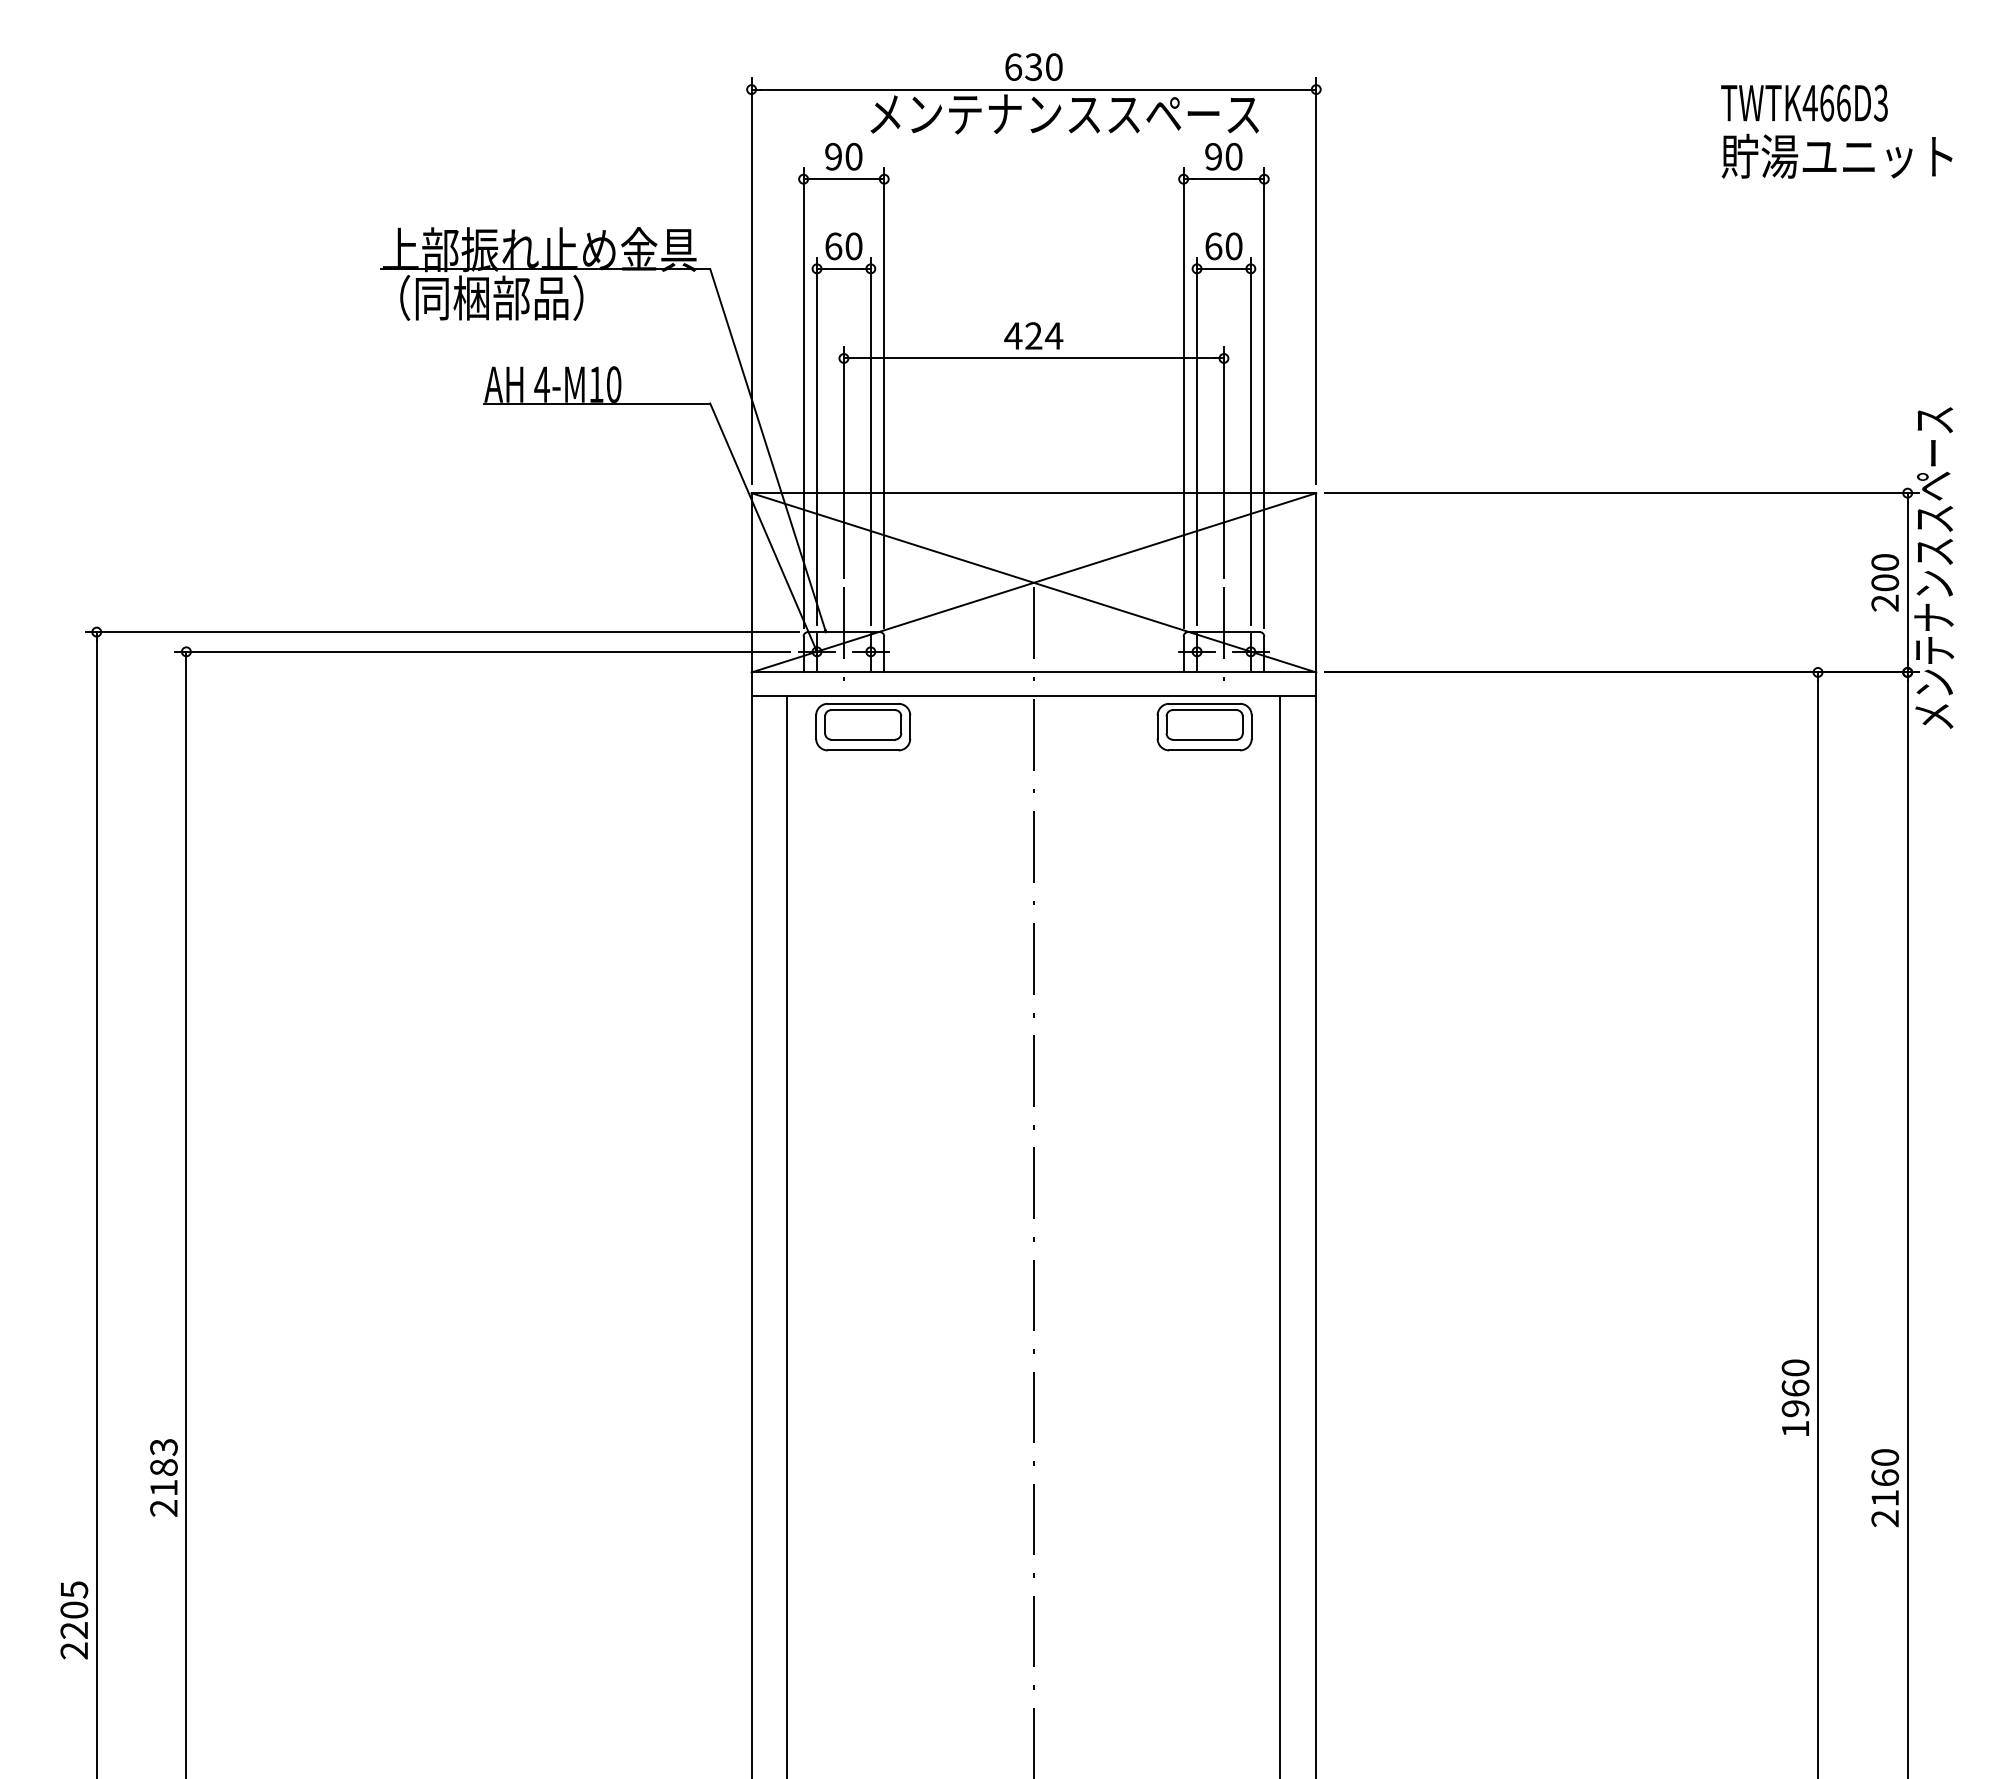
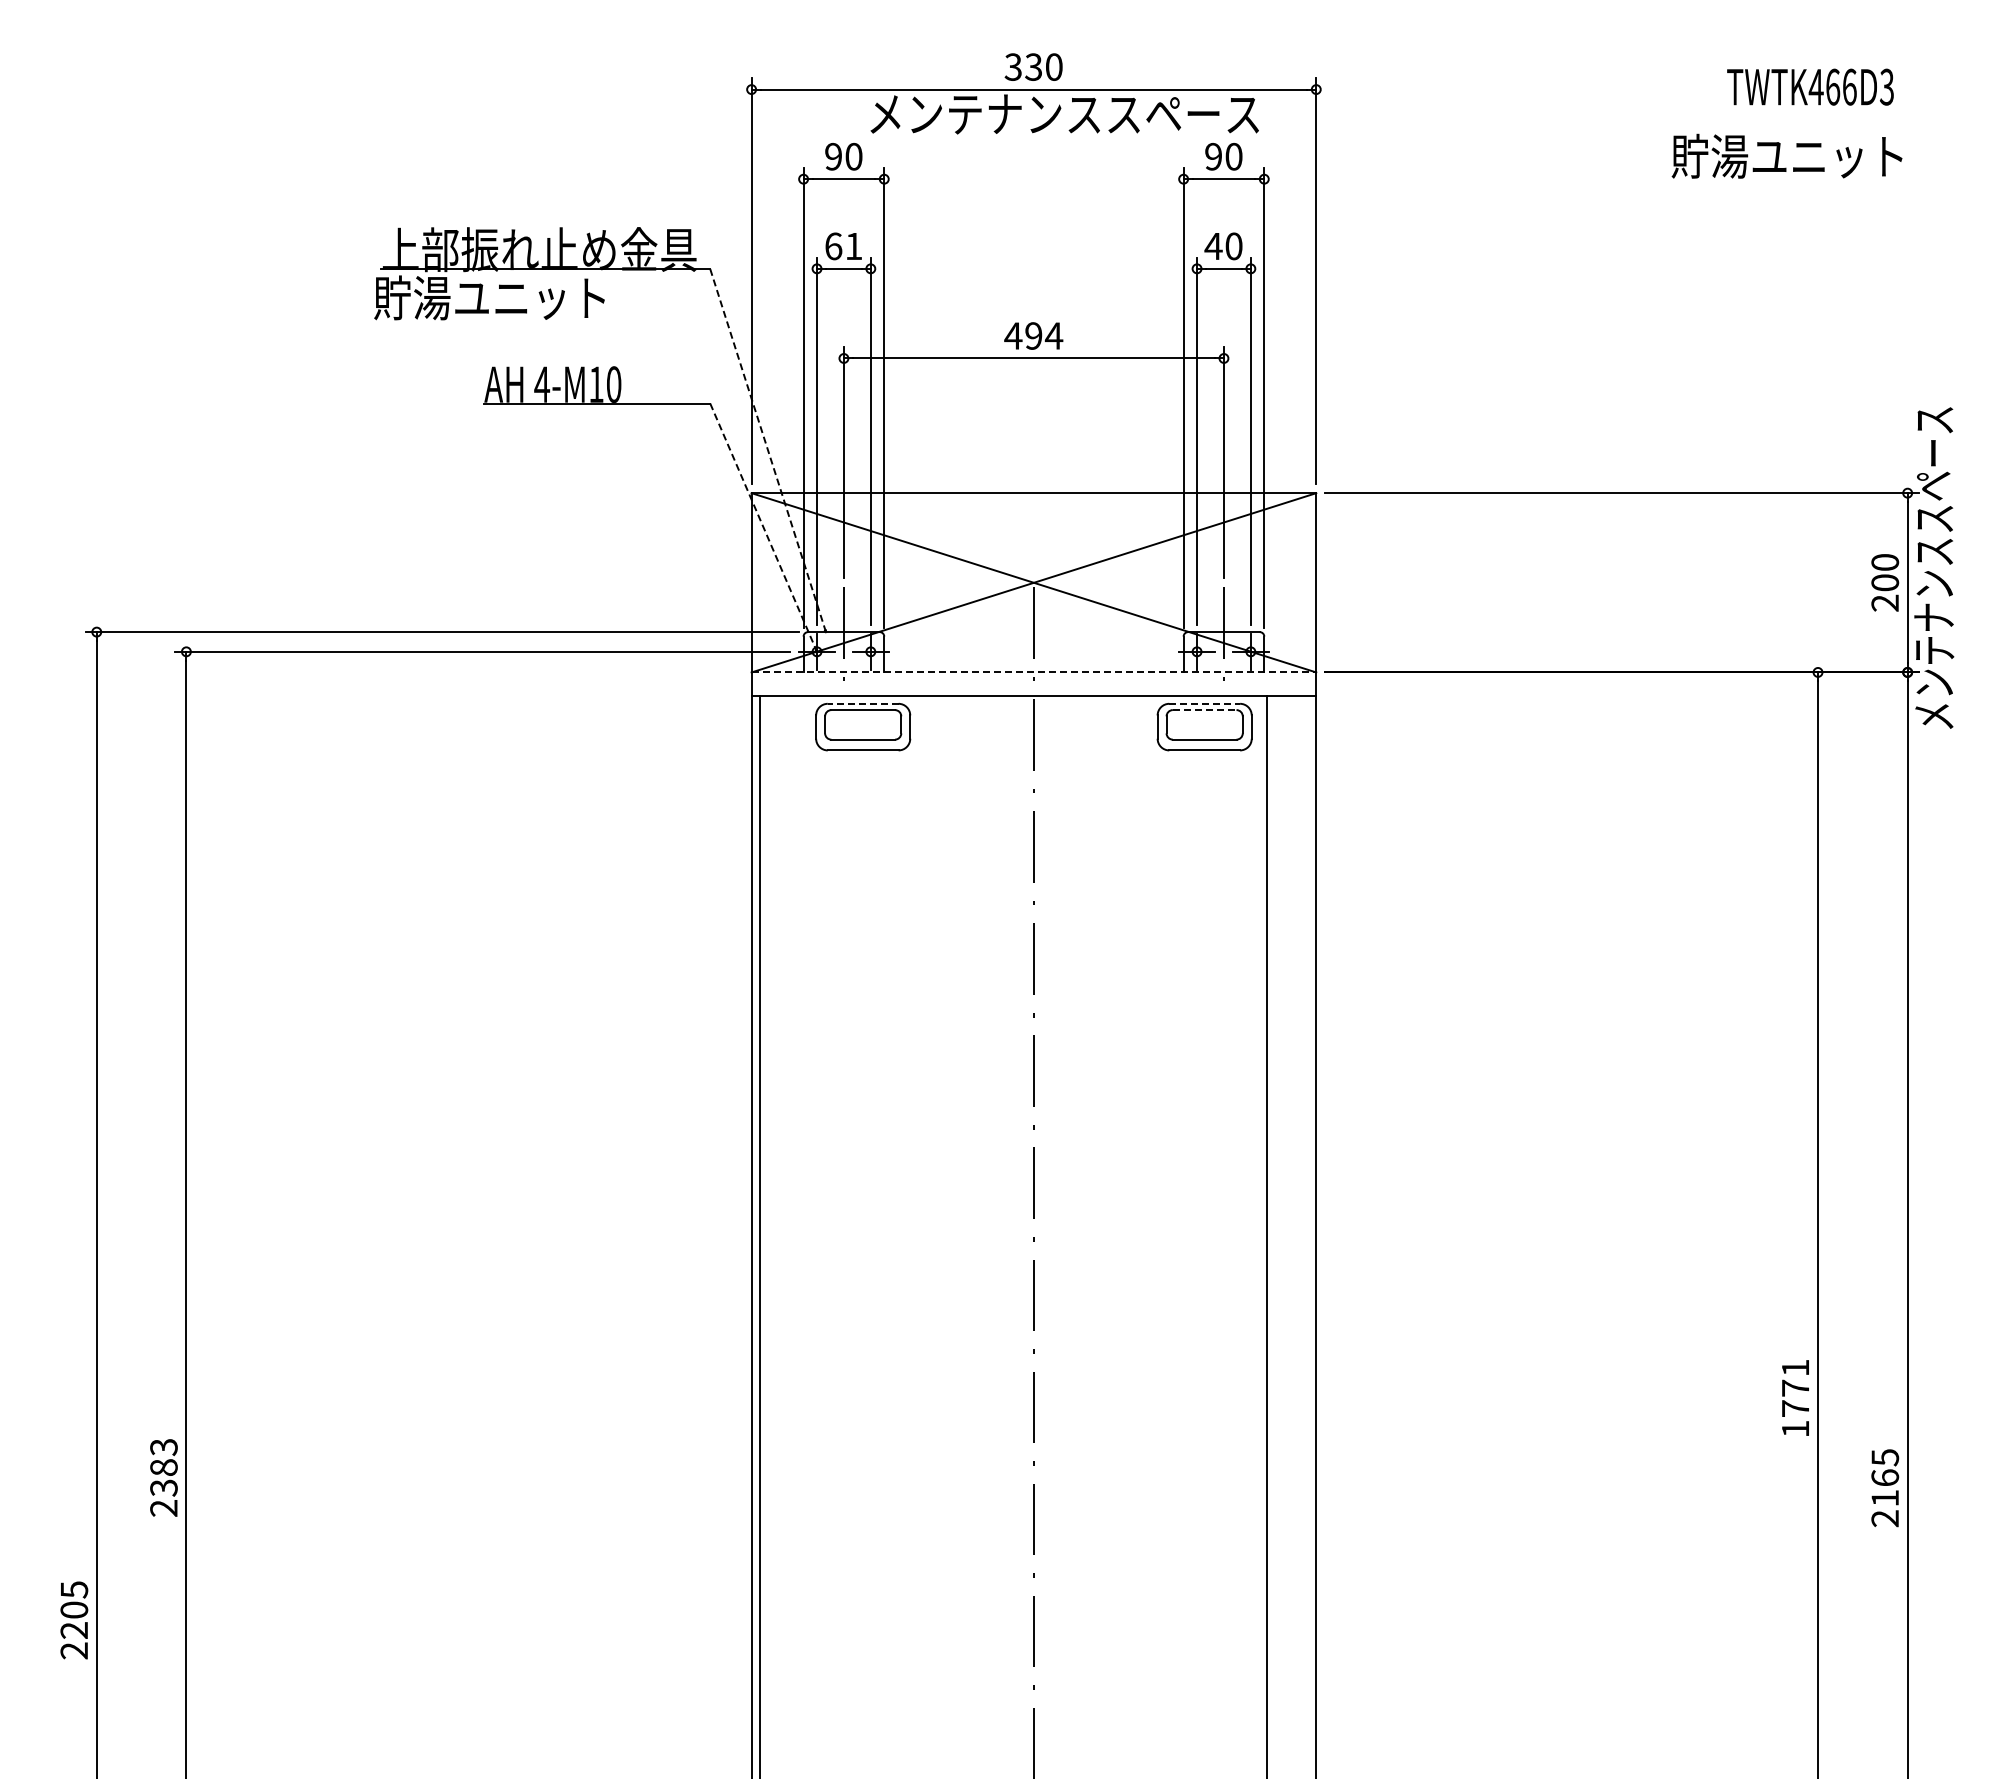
text: 630 -> 330 (1013, 66)
text position: (1804, 102) -> (1810, 86) (1810, 86)
text position: (1836, 155) -> (1786, 155) (1786, 155)
text: 60 -> 61 (853, 246)
text: 60 -> 40 (1213, 246)
text: （同梱部品） -> 貯湯ユニット (489, 297)
text: 424 -> 494 (1033, 335)
line: solid -> dashed (768, 450)
line: solid -> dashed (763, 528)
line: solid -> dashed (1034, 672)
line: solid -> dashed (862, 703)
line: solid -> dashed (1205, 703)
line: solid -> dashed (1204, 710)
line position: (787, 1235) -> (760, 1235) (760, 1235)
line position: (1280, 1235) -> (1267, 1235) (1267, 1235)
text: 1960 -> 1771 (1795, 1388)
text: 2160 -> 2165 (1885, 1457)
text: 2183 -> 2383 (163, 1487)
